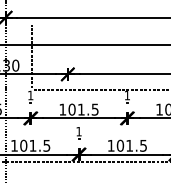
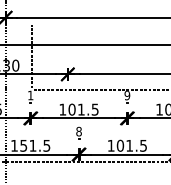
text: 1 -> 9 (127, 95)
text: 1 -> 8 (78, 131)
text: 101.5 -> 151.5 (23, 145)
